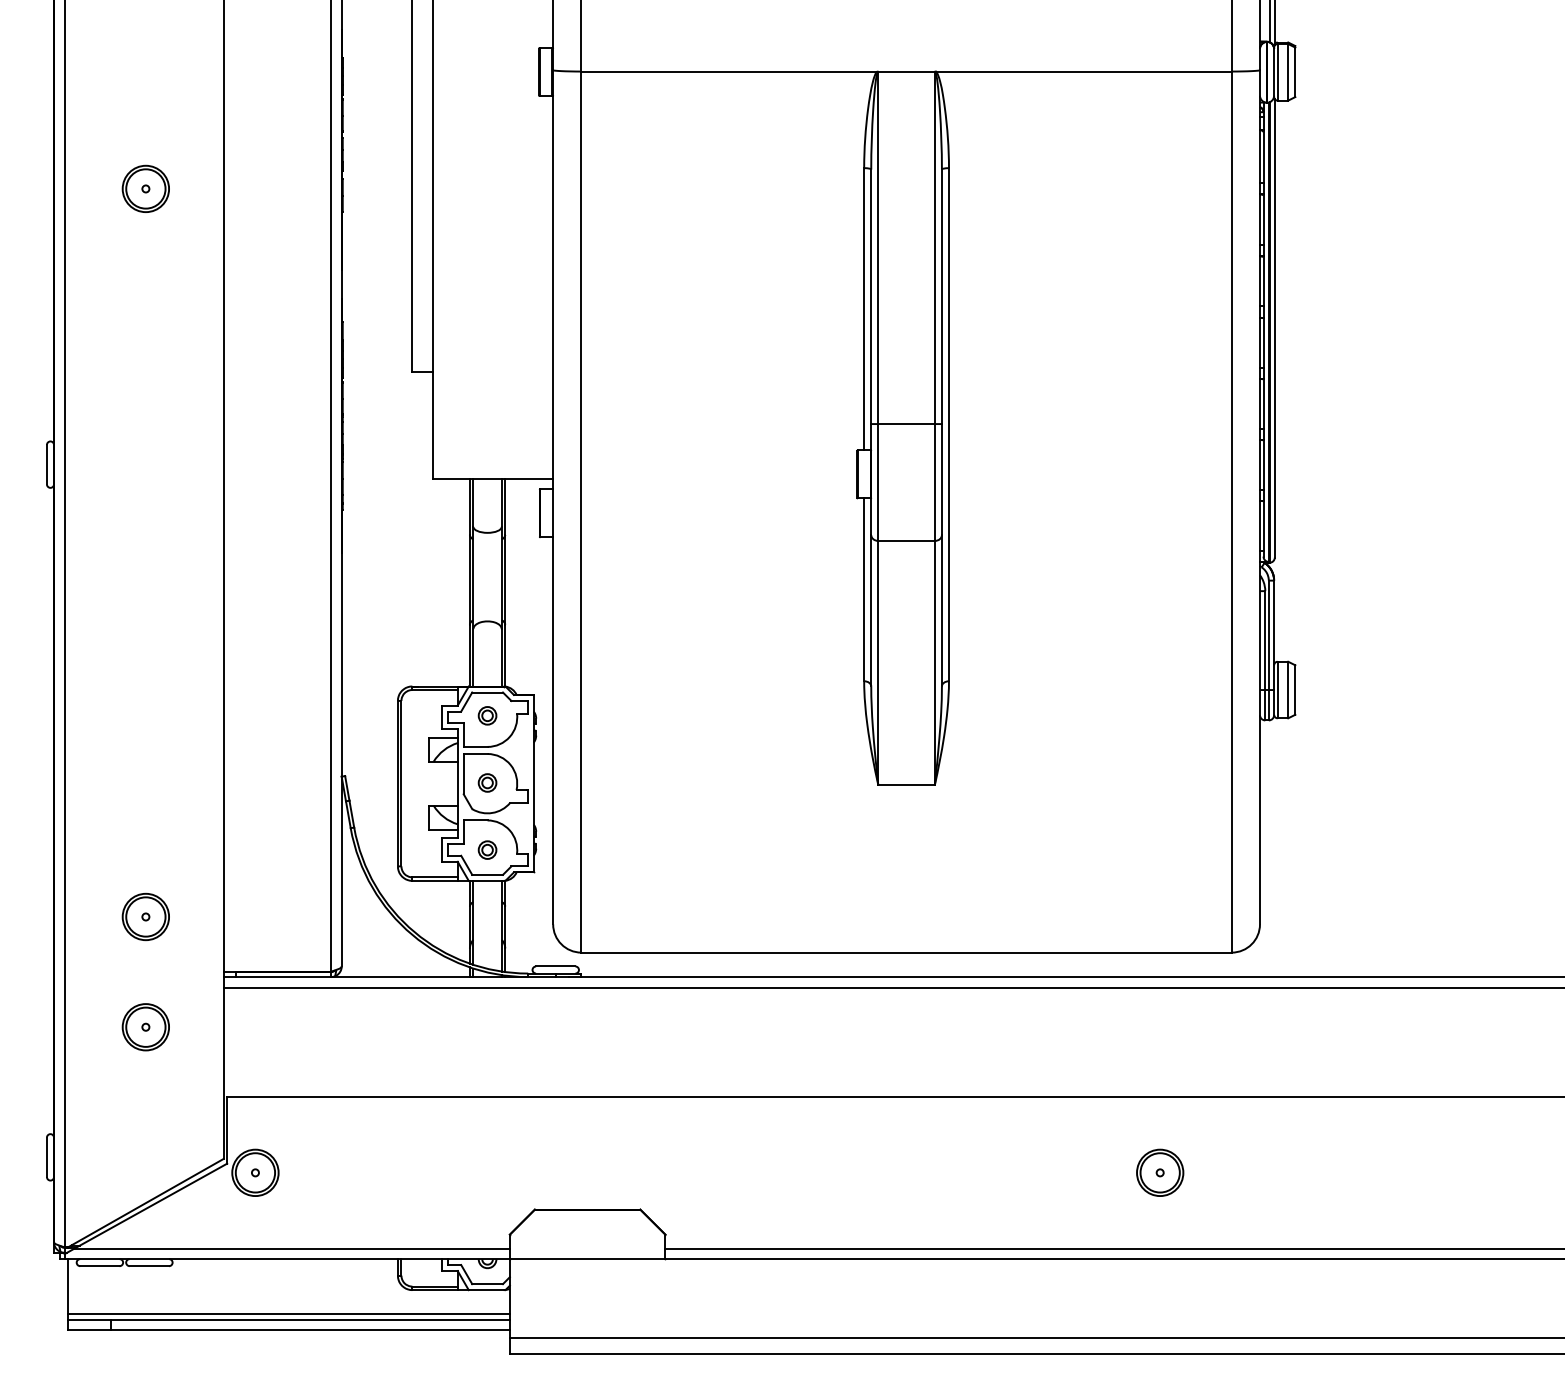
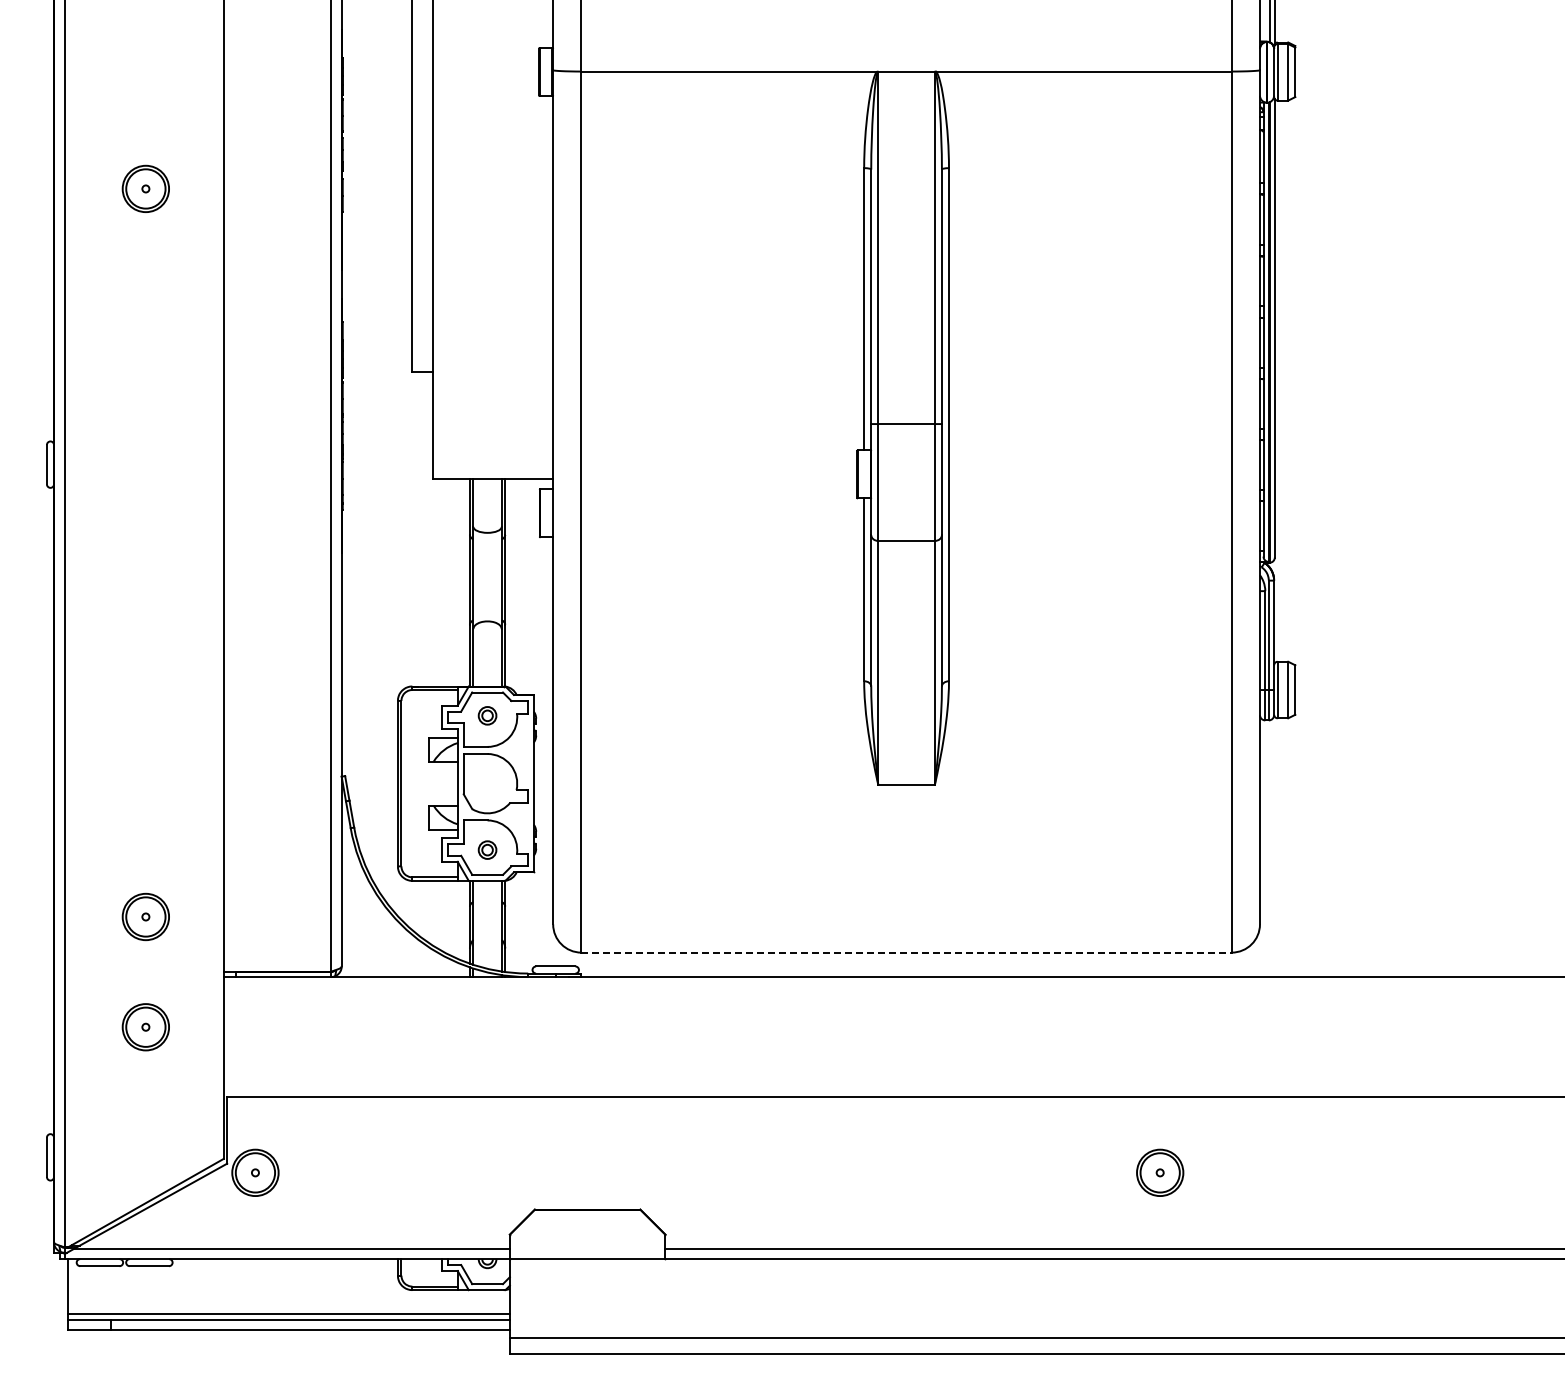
part: present -> none (487, 782)
line: solid -> dashed (907, 952)
line: present -> none (892, 987)
